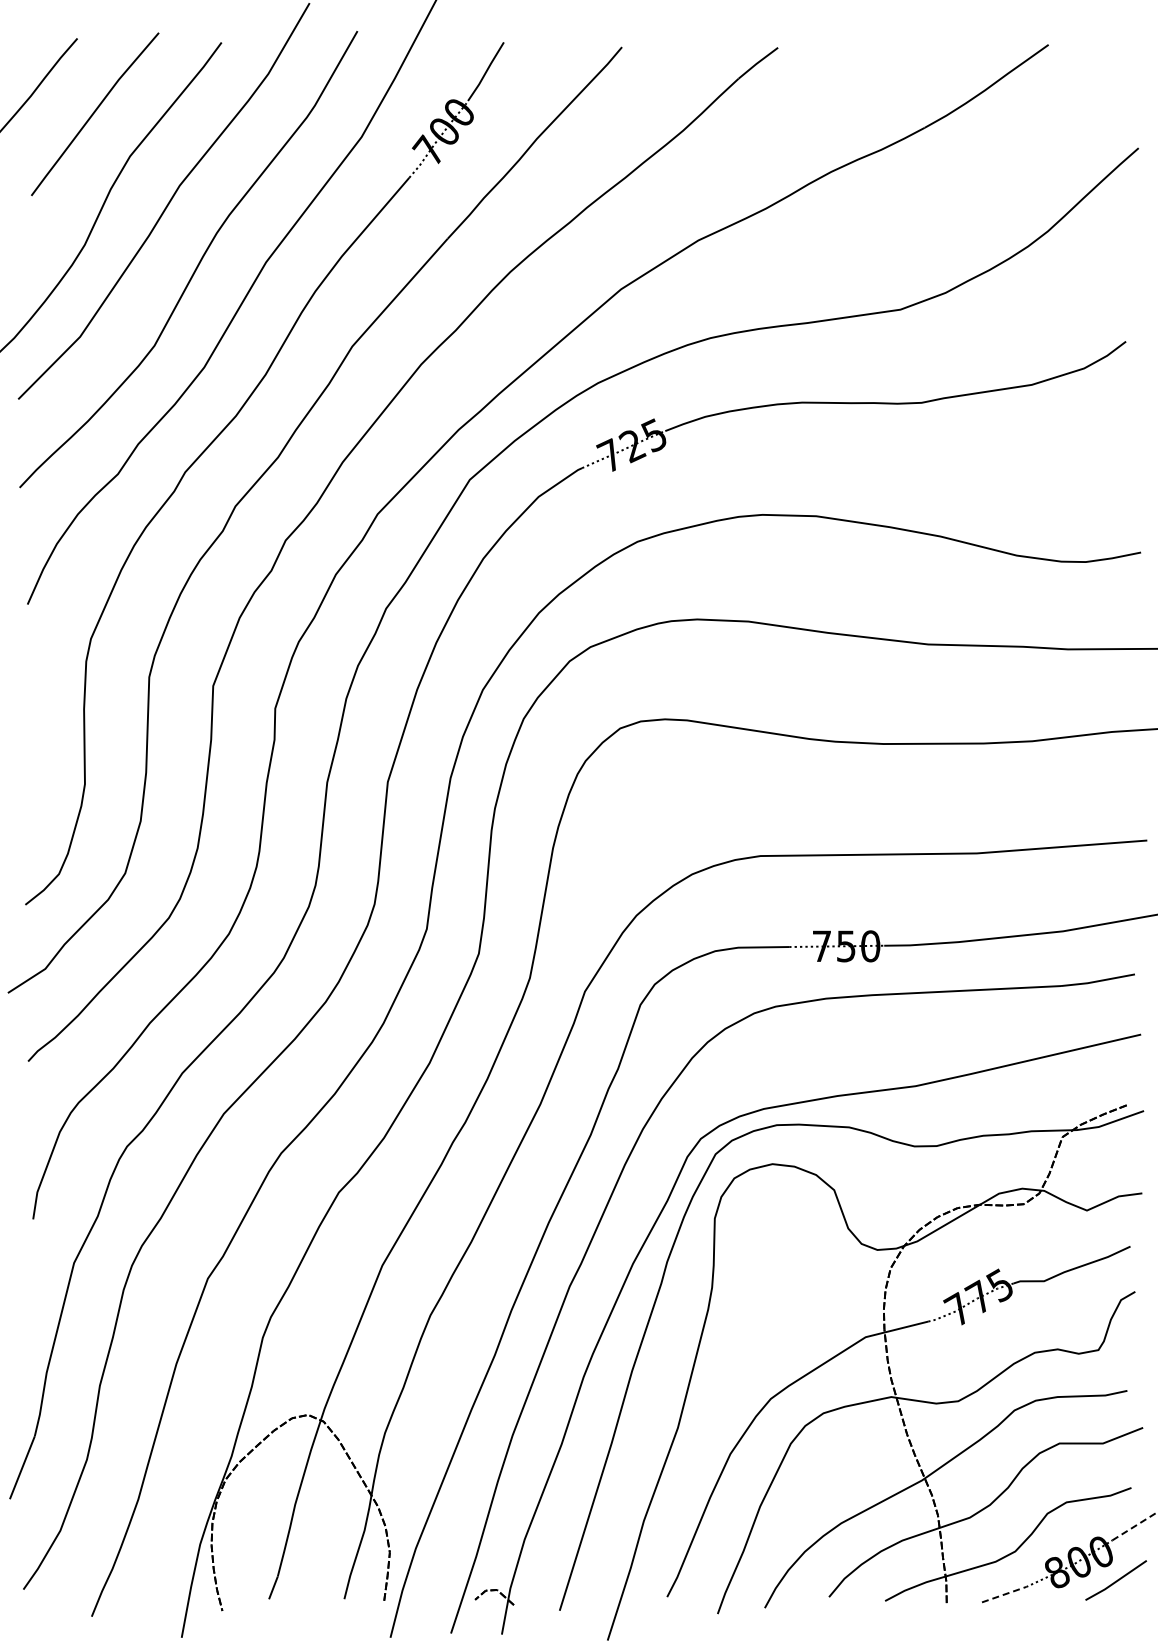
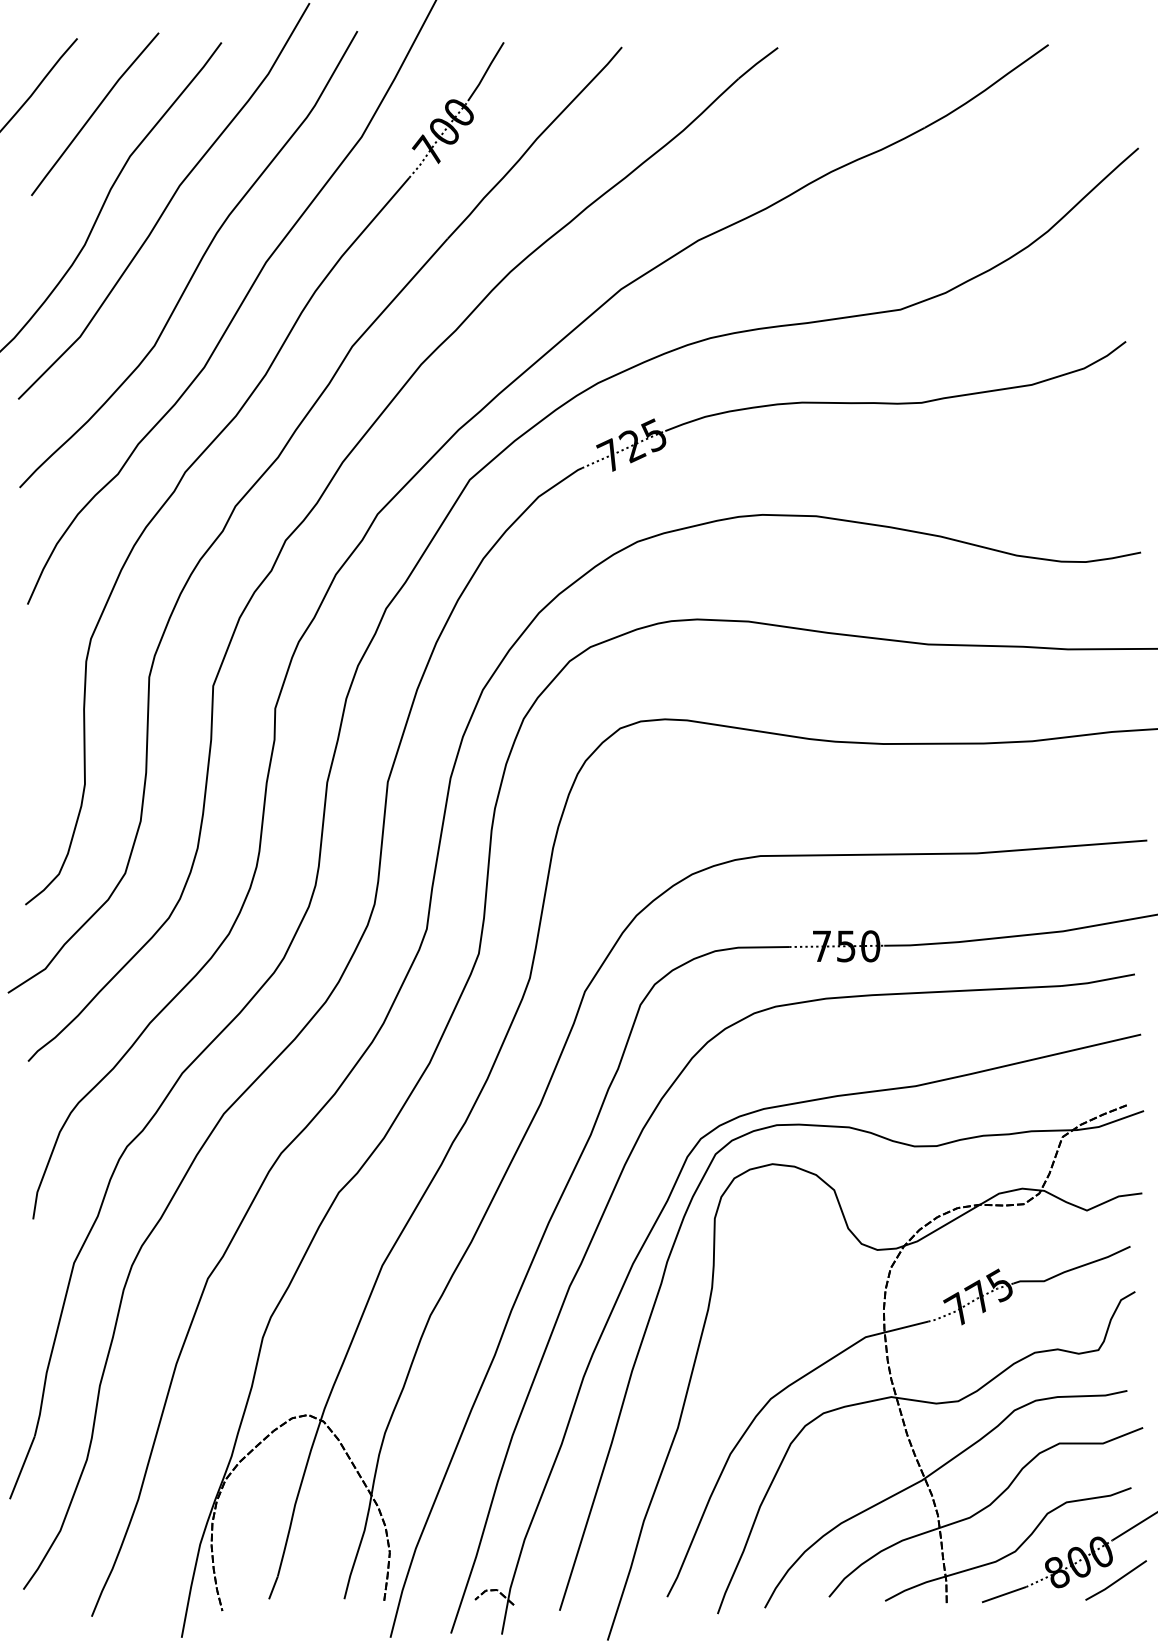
line: dashed -> solid (1135, 1526)
line: dashed -> solid (1004, 1594)
